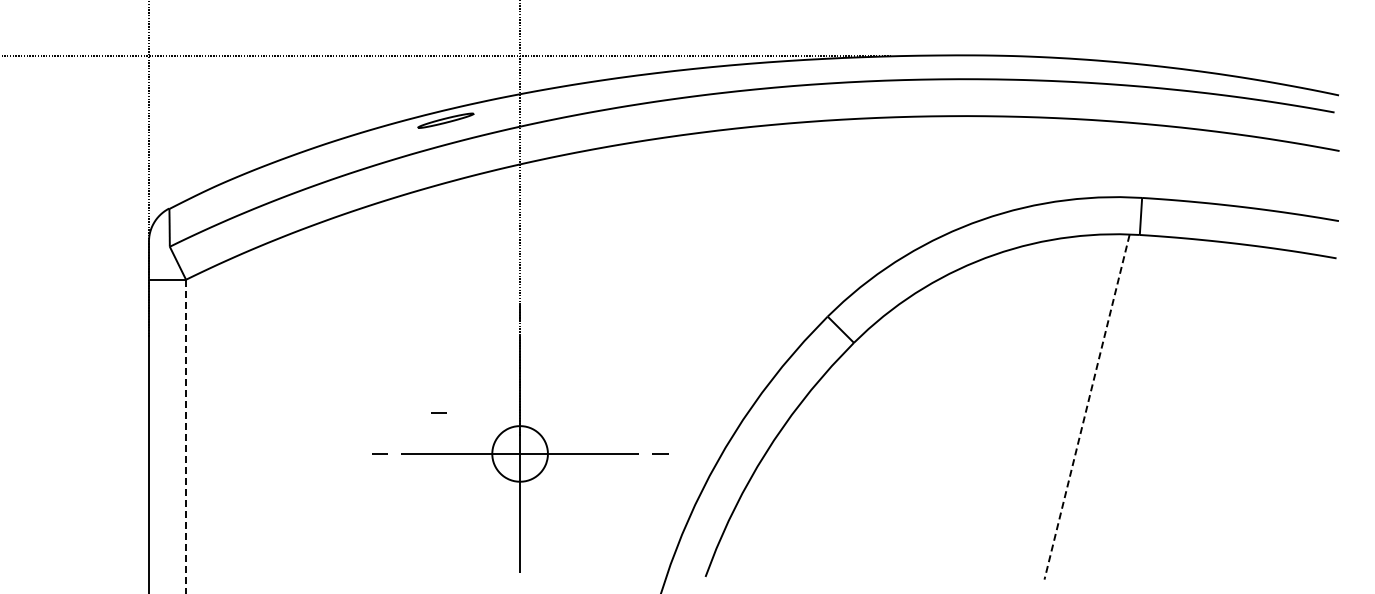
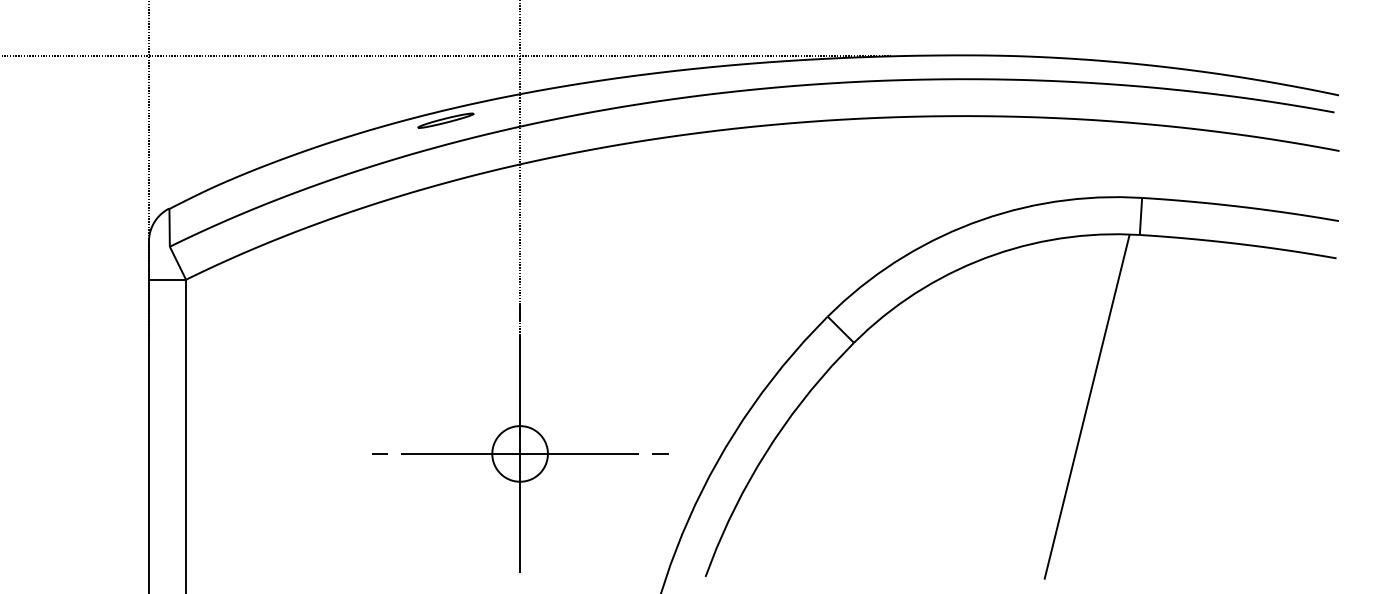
line: dashed -> solid (1087, 407)
line: present -> none (438, 412)
line: dashed -> solid (186, 436)
